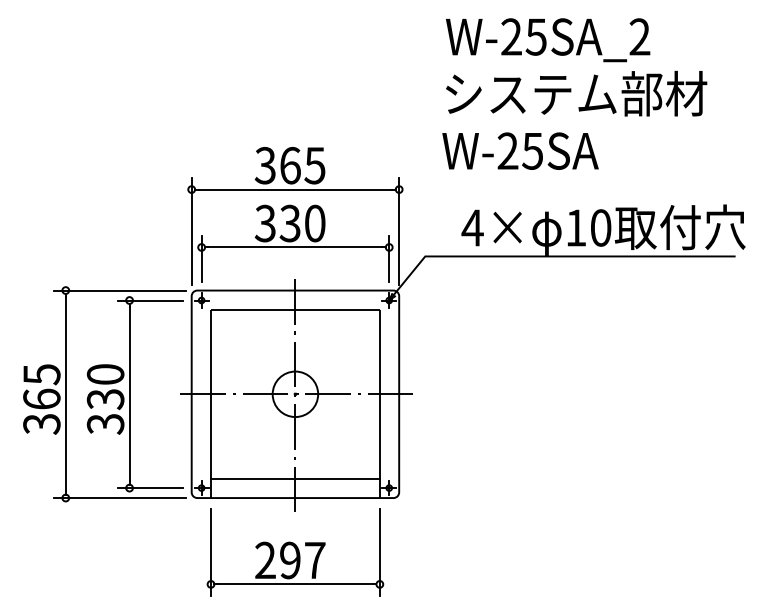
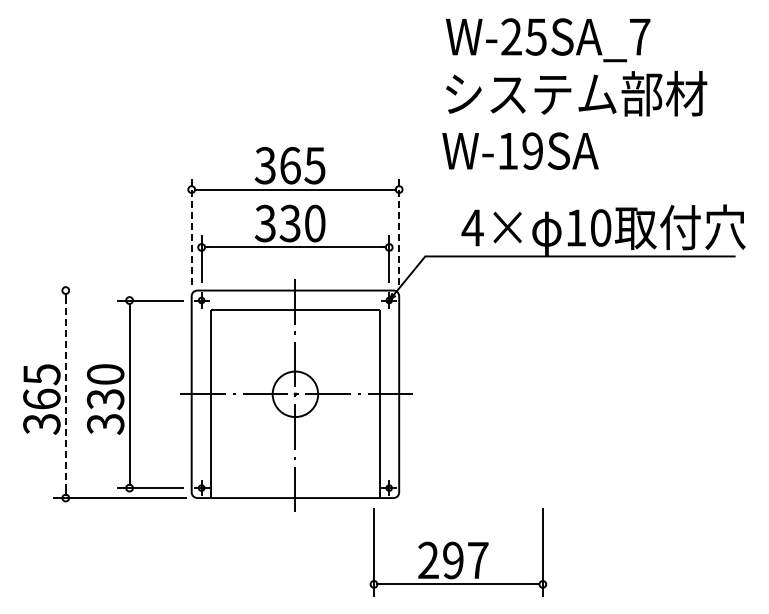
text: W-25SA_2 -> W-25SA_7 (639, 36)
text: W-25SA -> W-19SA (519, 150)
line: solid -> dashed (191, 231)
line: solid -> dashed (399, 231)
line: present -> none (120, 290)
line: solid -> dashed (65, 394)
line: present -> none (295, 479)
part position: (295, 552) -> (458, 552) (458, 552)
